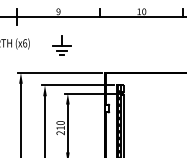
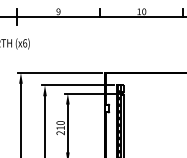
part: present -> none (61, 45)
